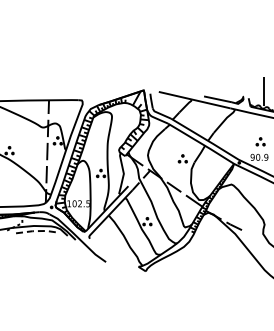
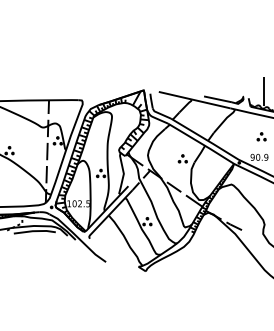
part position: (260, 141) -> (261, 136) (261, 136)
line: dashed -> solid (34, 231)
